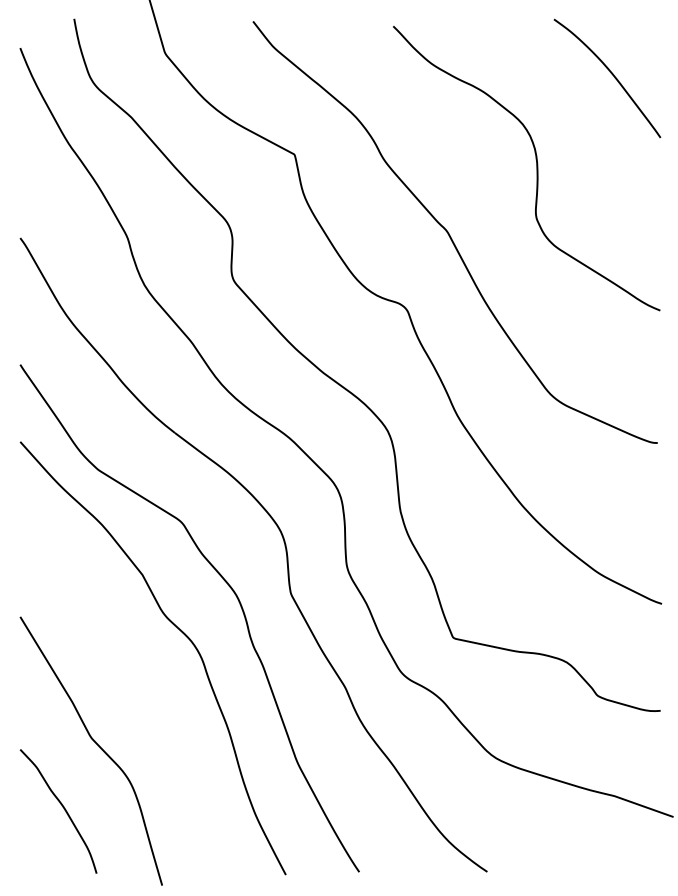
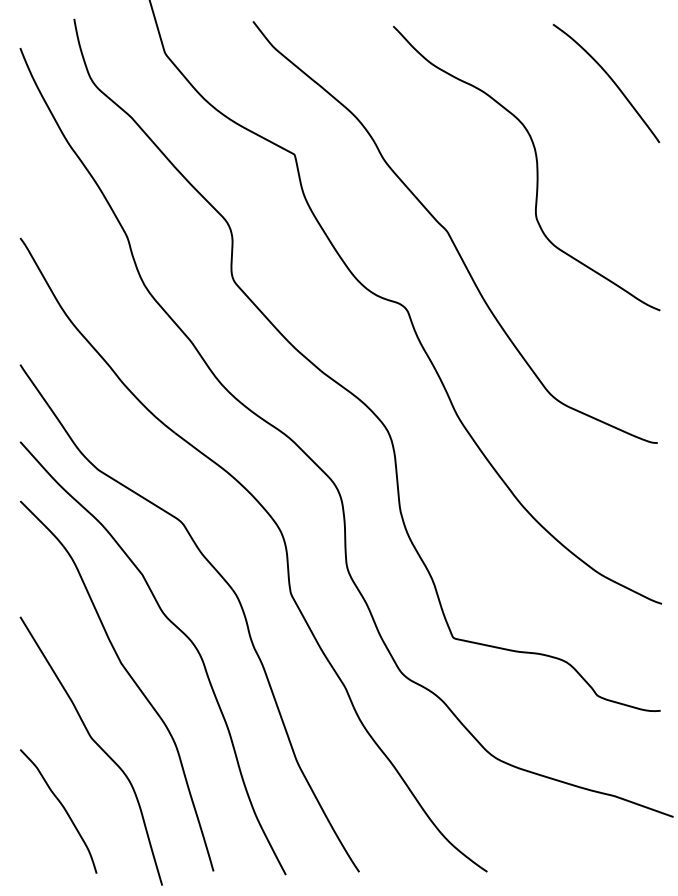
curve position: (610, 73) -> (609, 78) (609, 78)
curve: none -> present (128, 675)
